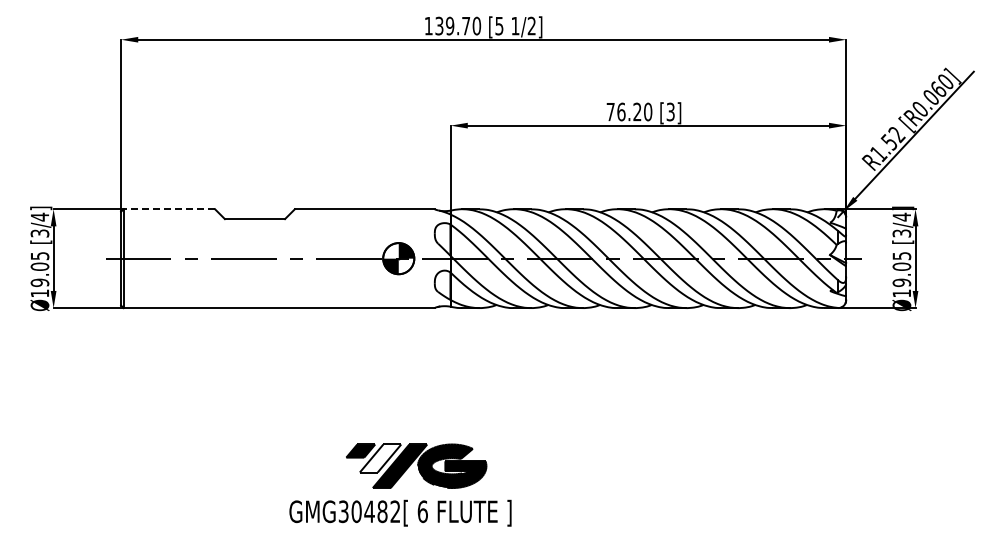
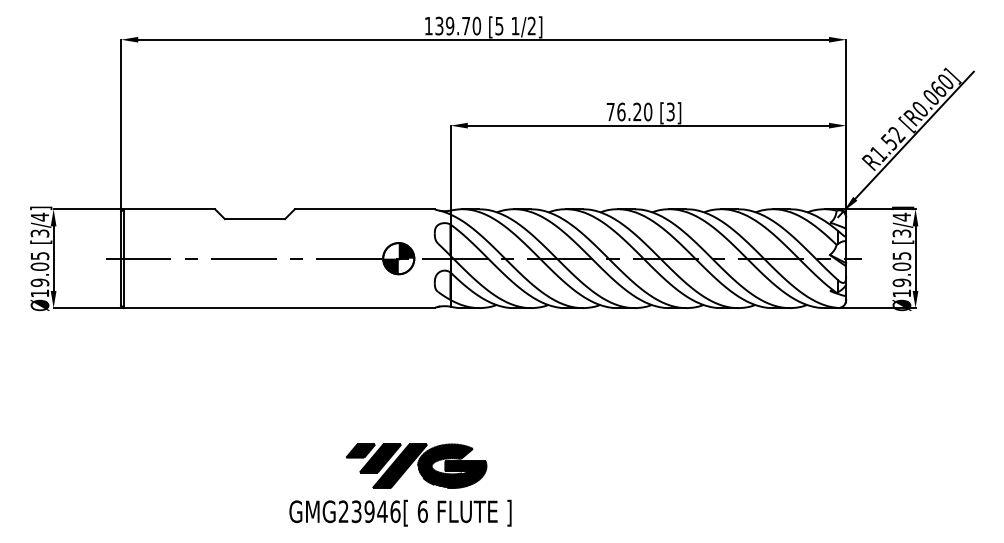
line: dashed -> solid (169, 209)
fill: none -> present (380, 458)
text: GMG30482[ -> GMG23946[ (369, 511)
